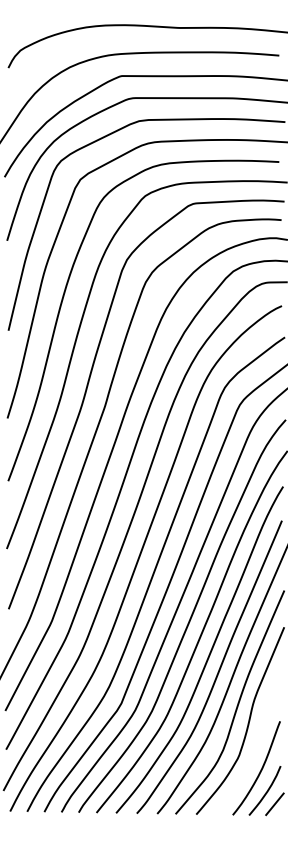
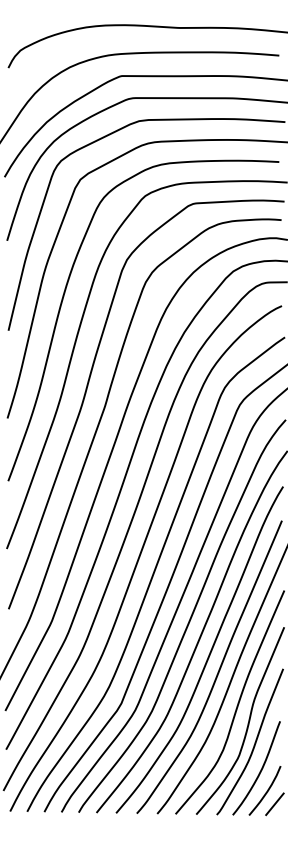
curve: none -> present (254, 742)
